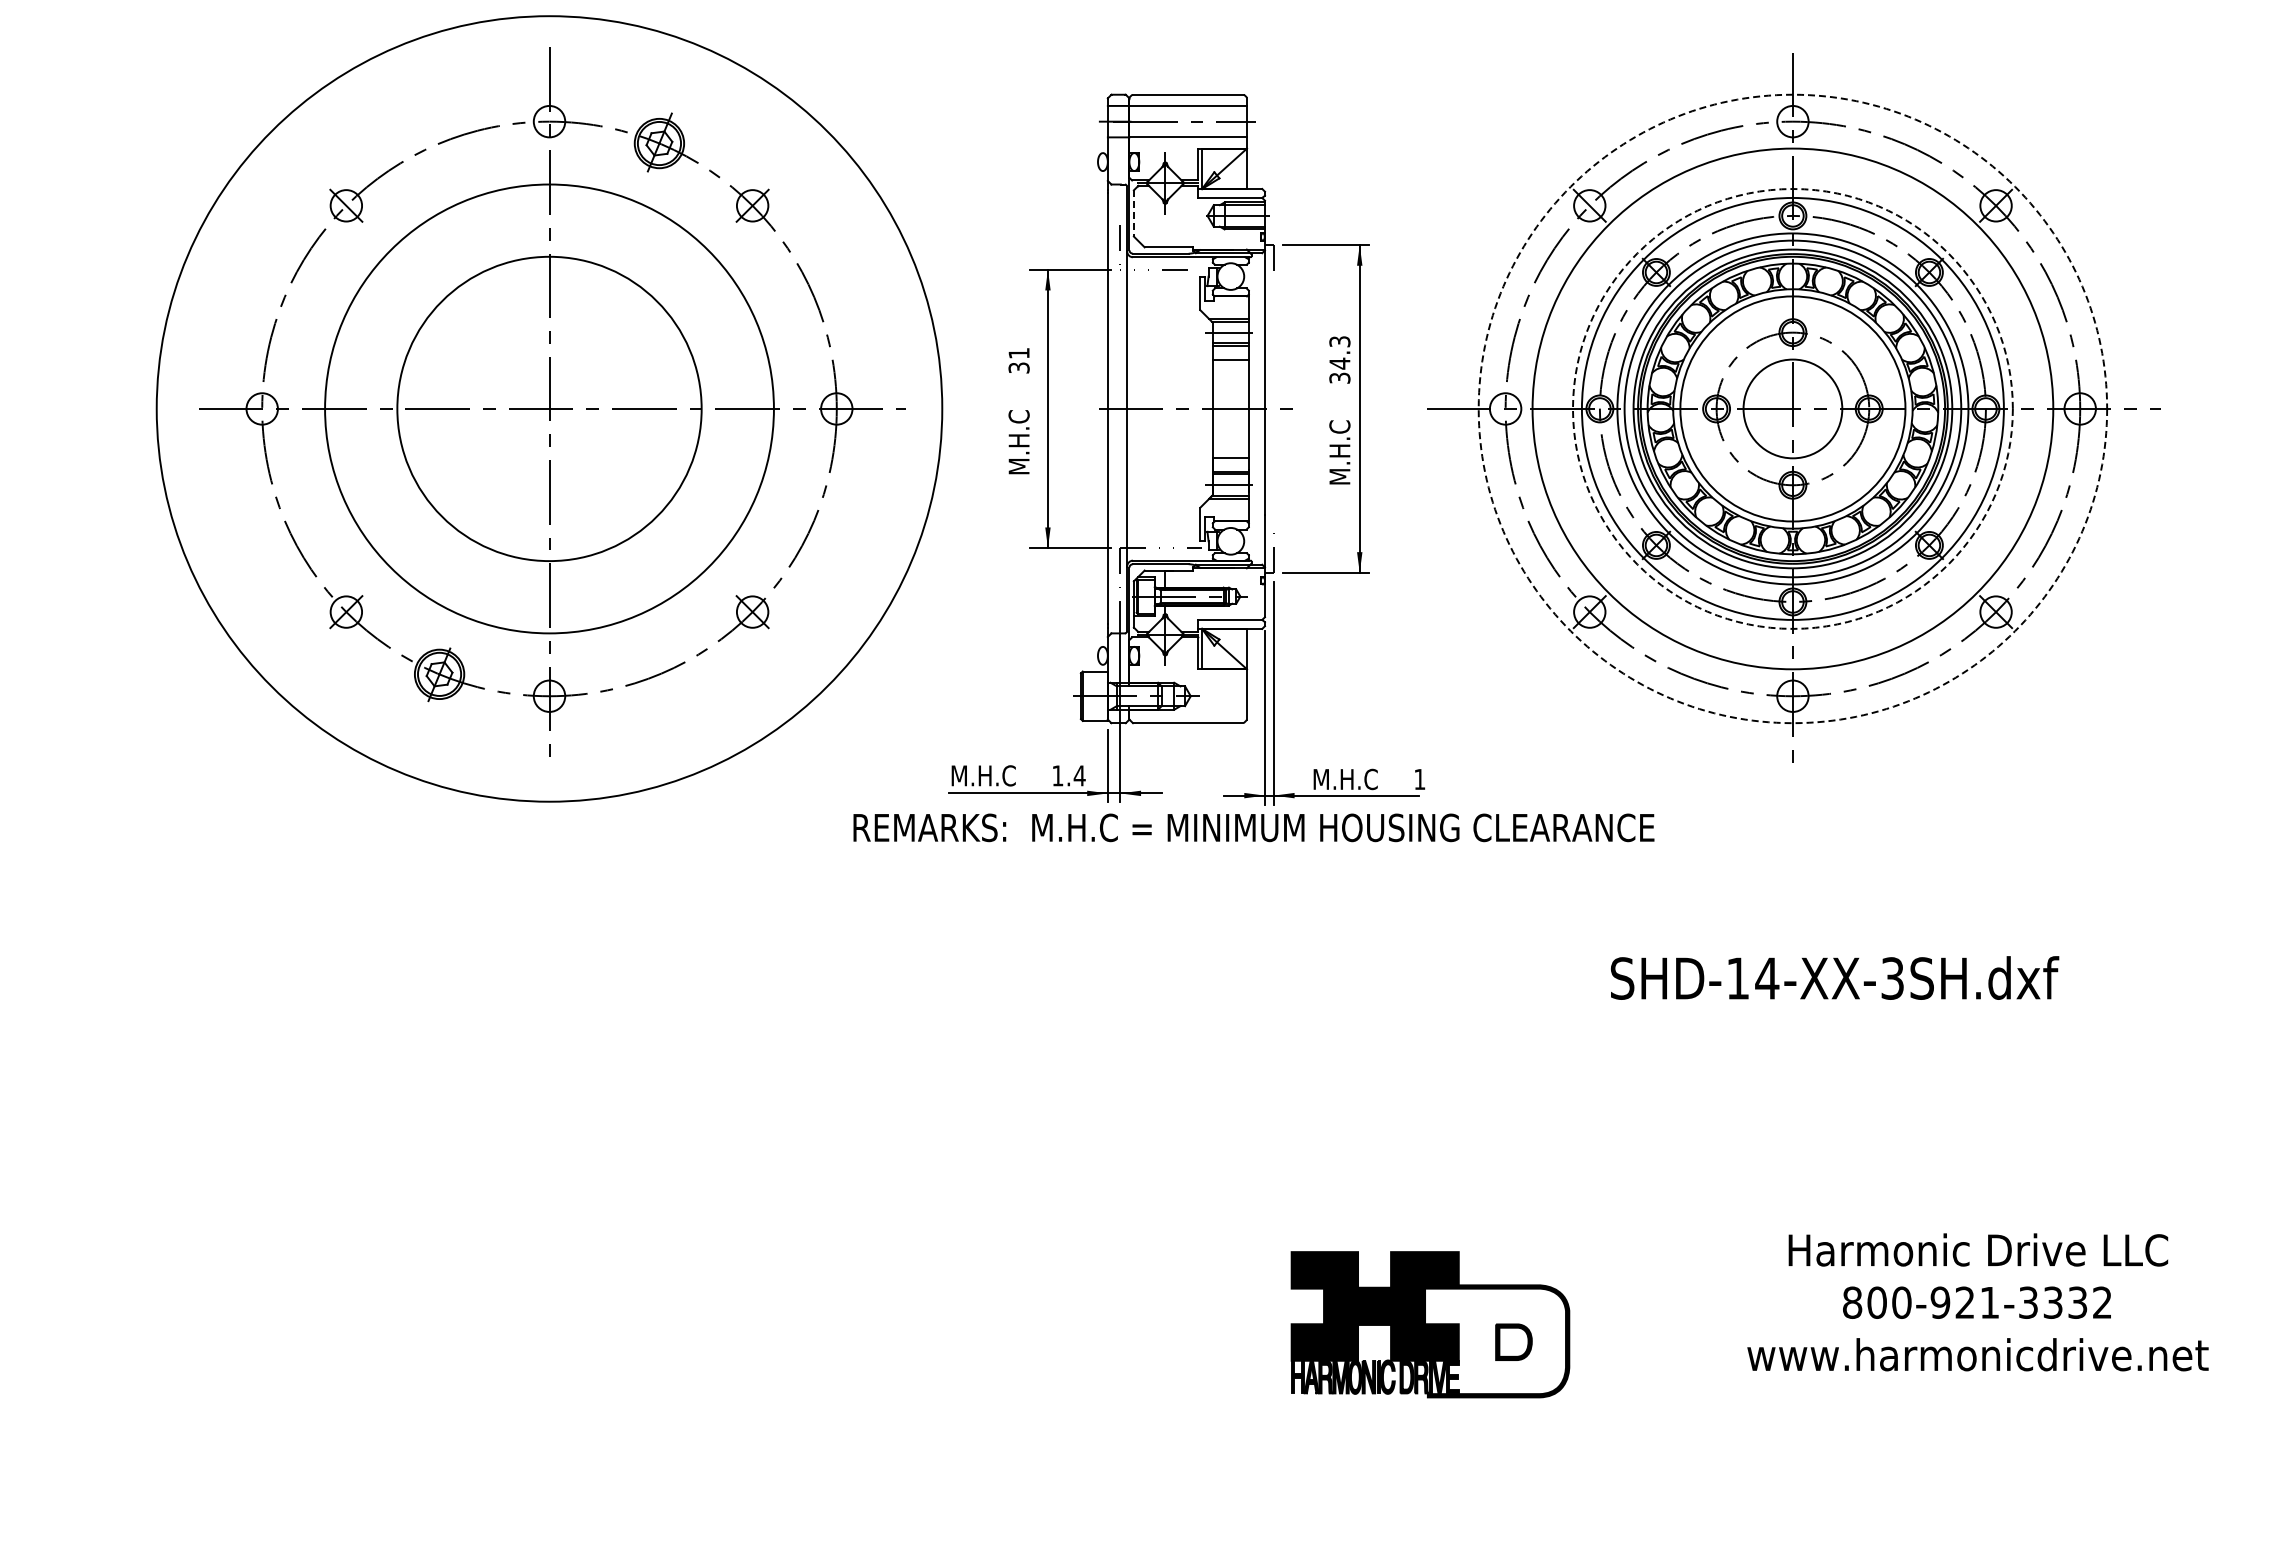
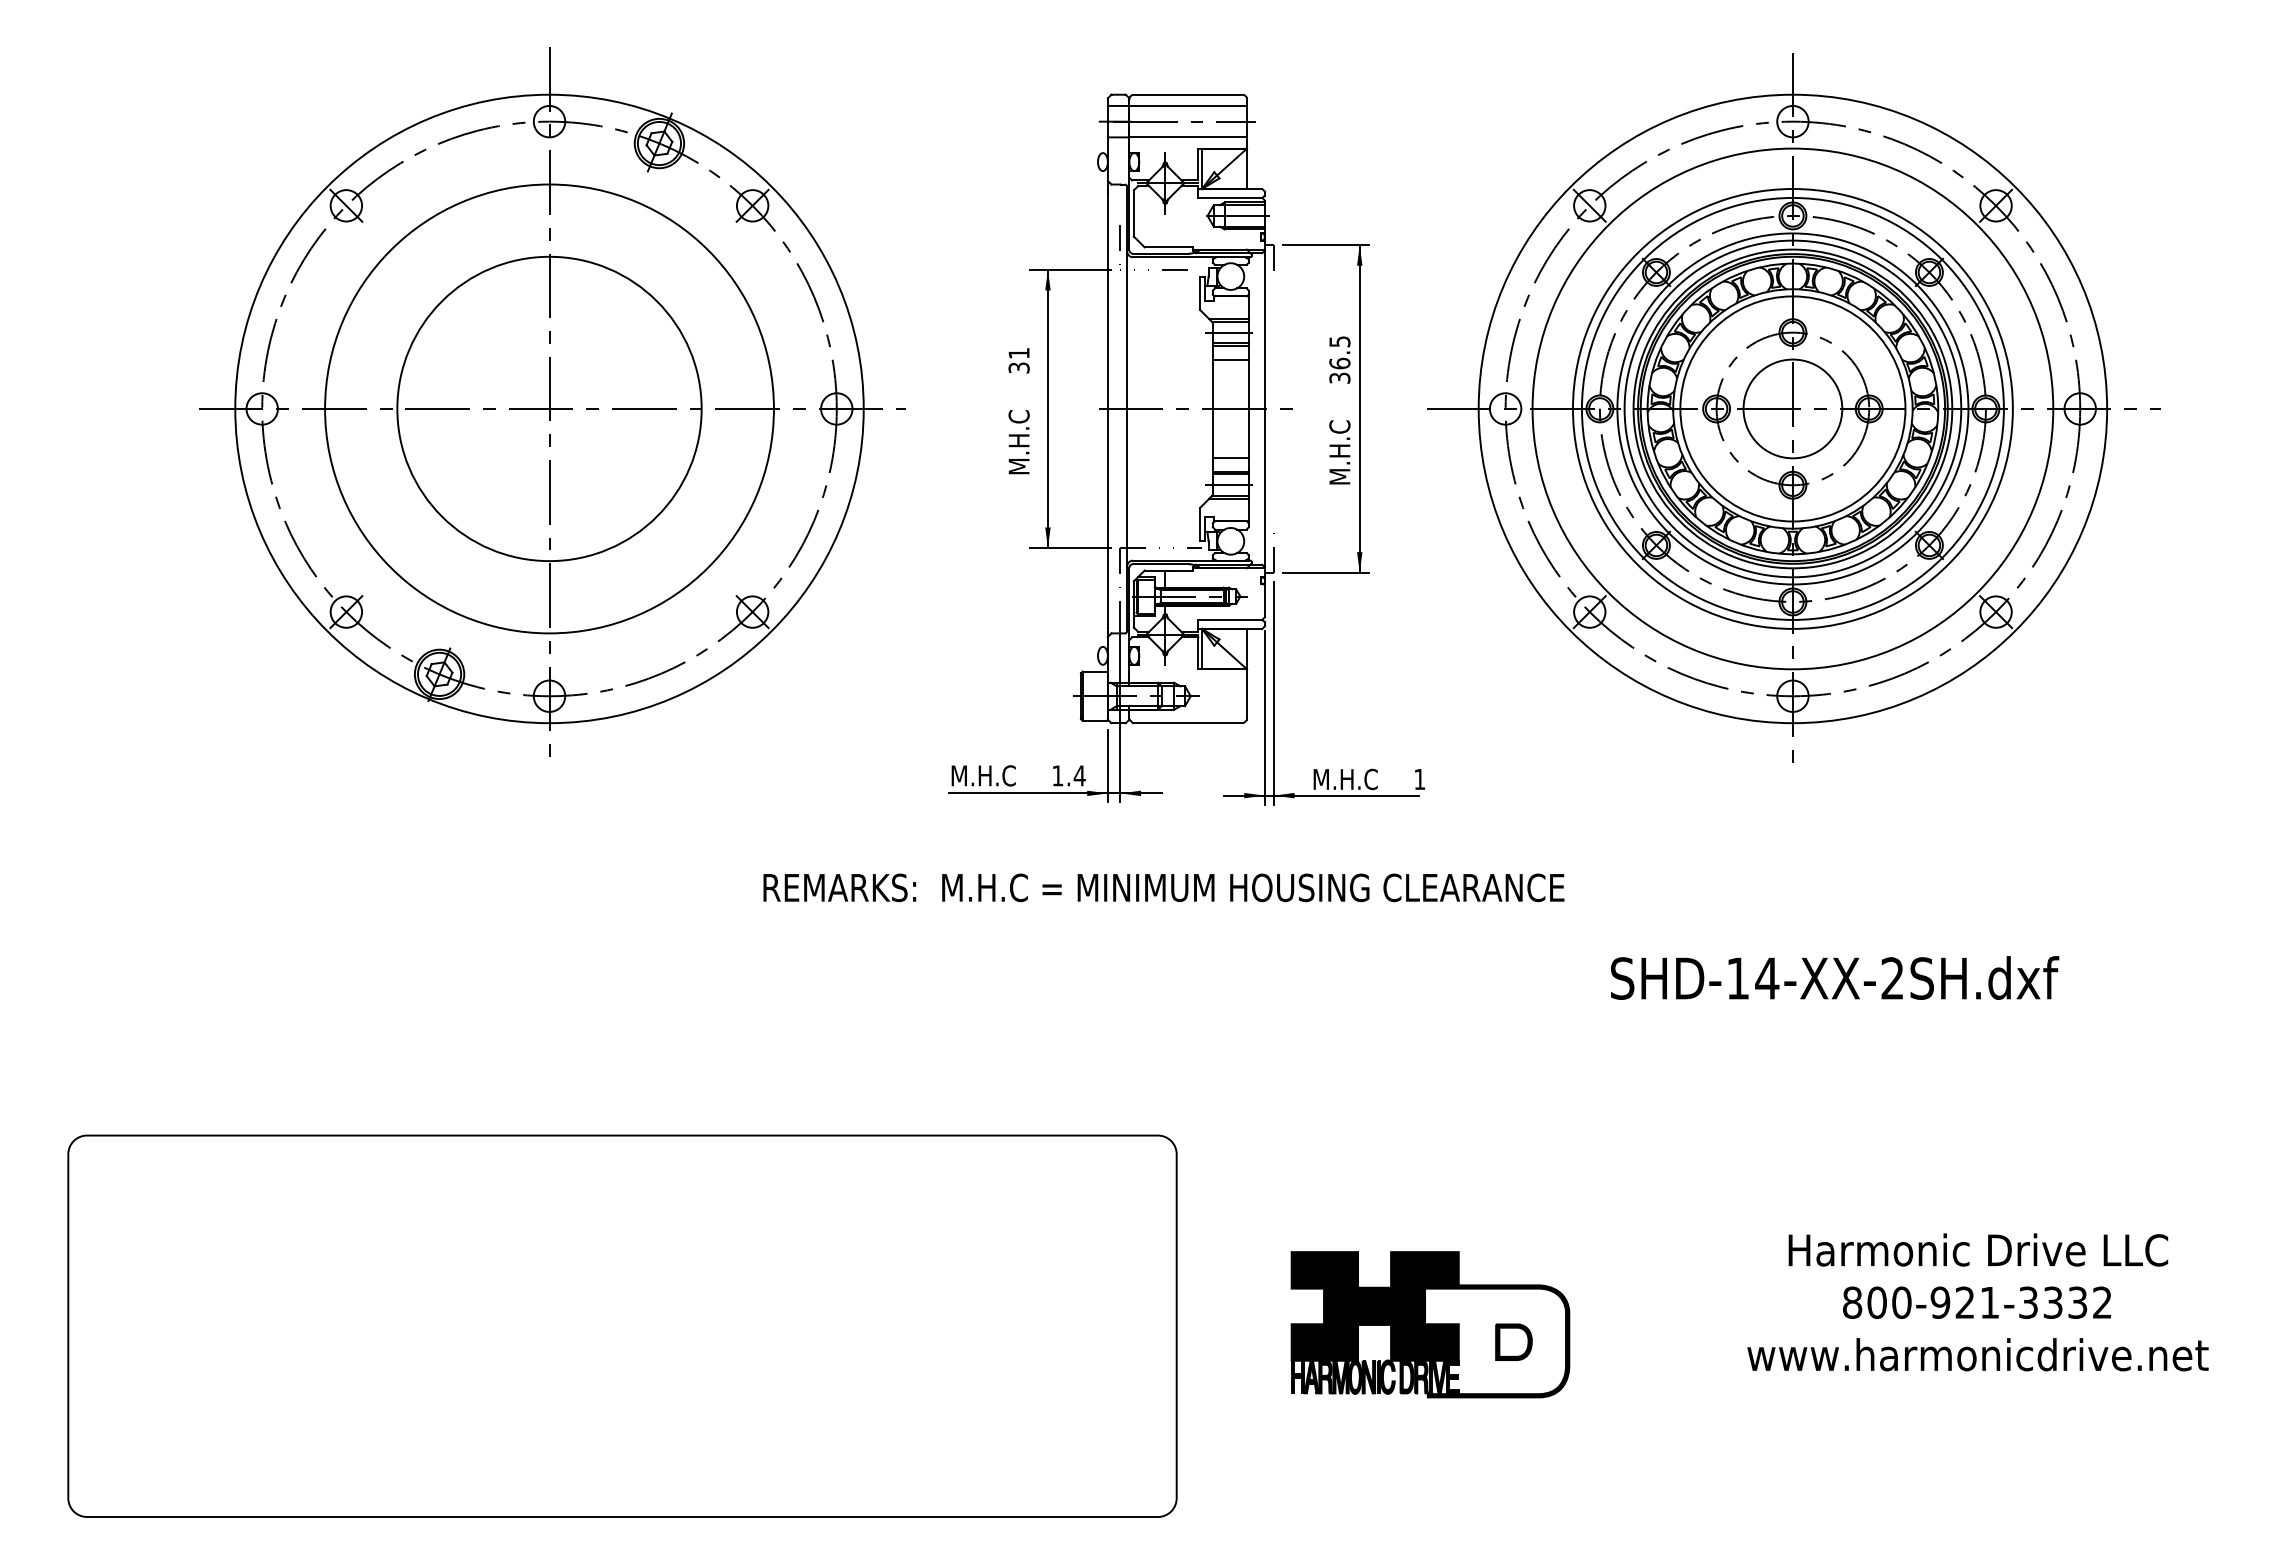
line: dashed -> solid (1133, 213)
text: 34.3 -> 36.5 (1339, 352)
circle diameter: 786 px -> 628 px (549, 408)
circle: dashed -> solid (1792, 408)
circle: dashed -> solid (1792, 408)
text position: (1253, 827) -> (1163, 887) (1163, 887)
text: SHD-14-XX-3SH.dxf -> SHD-14-XX-2SH.dxf (1892, 978)
part: none -> present (622, 1325)
